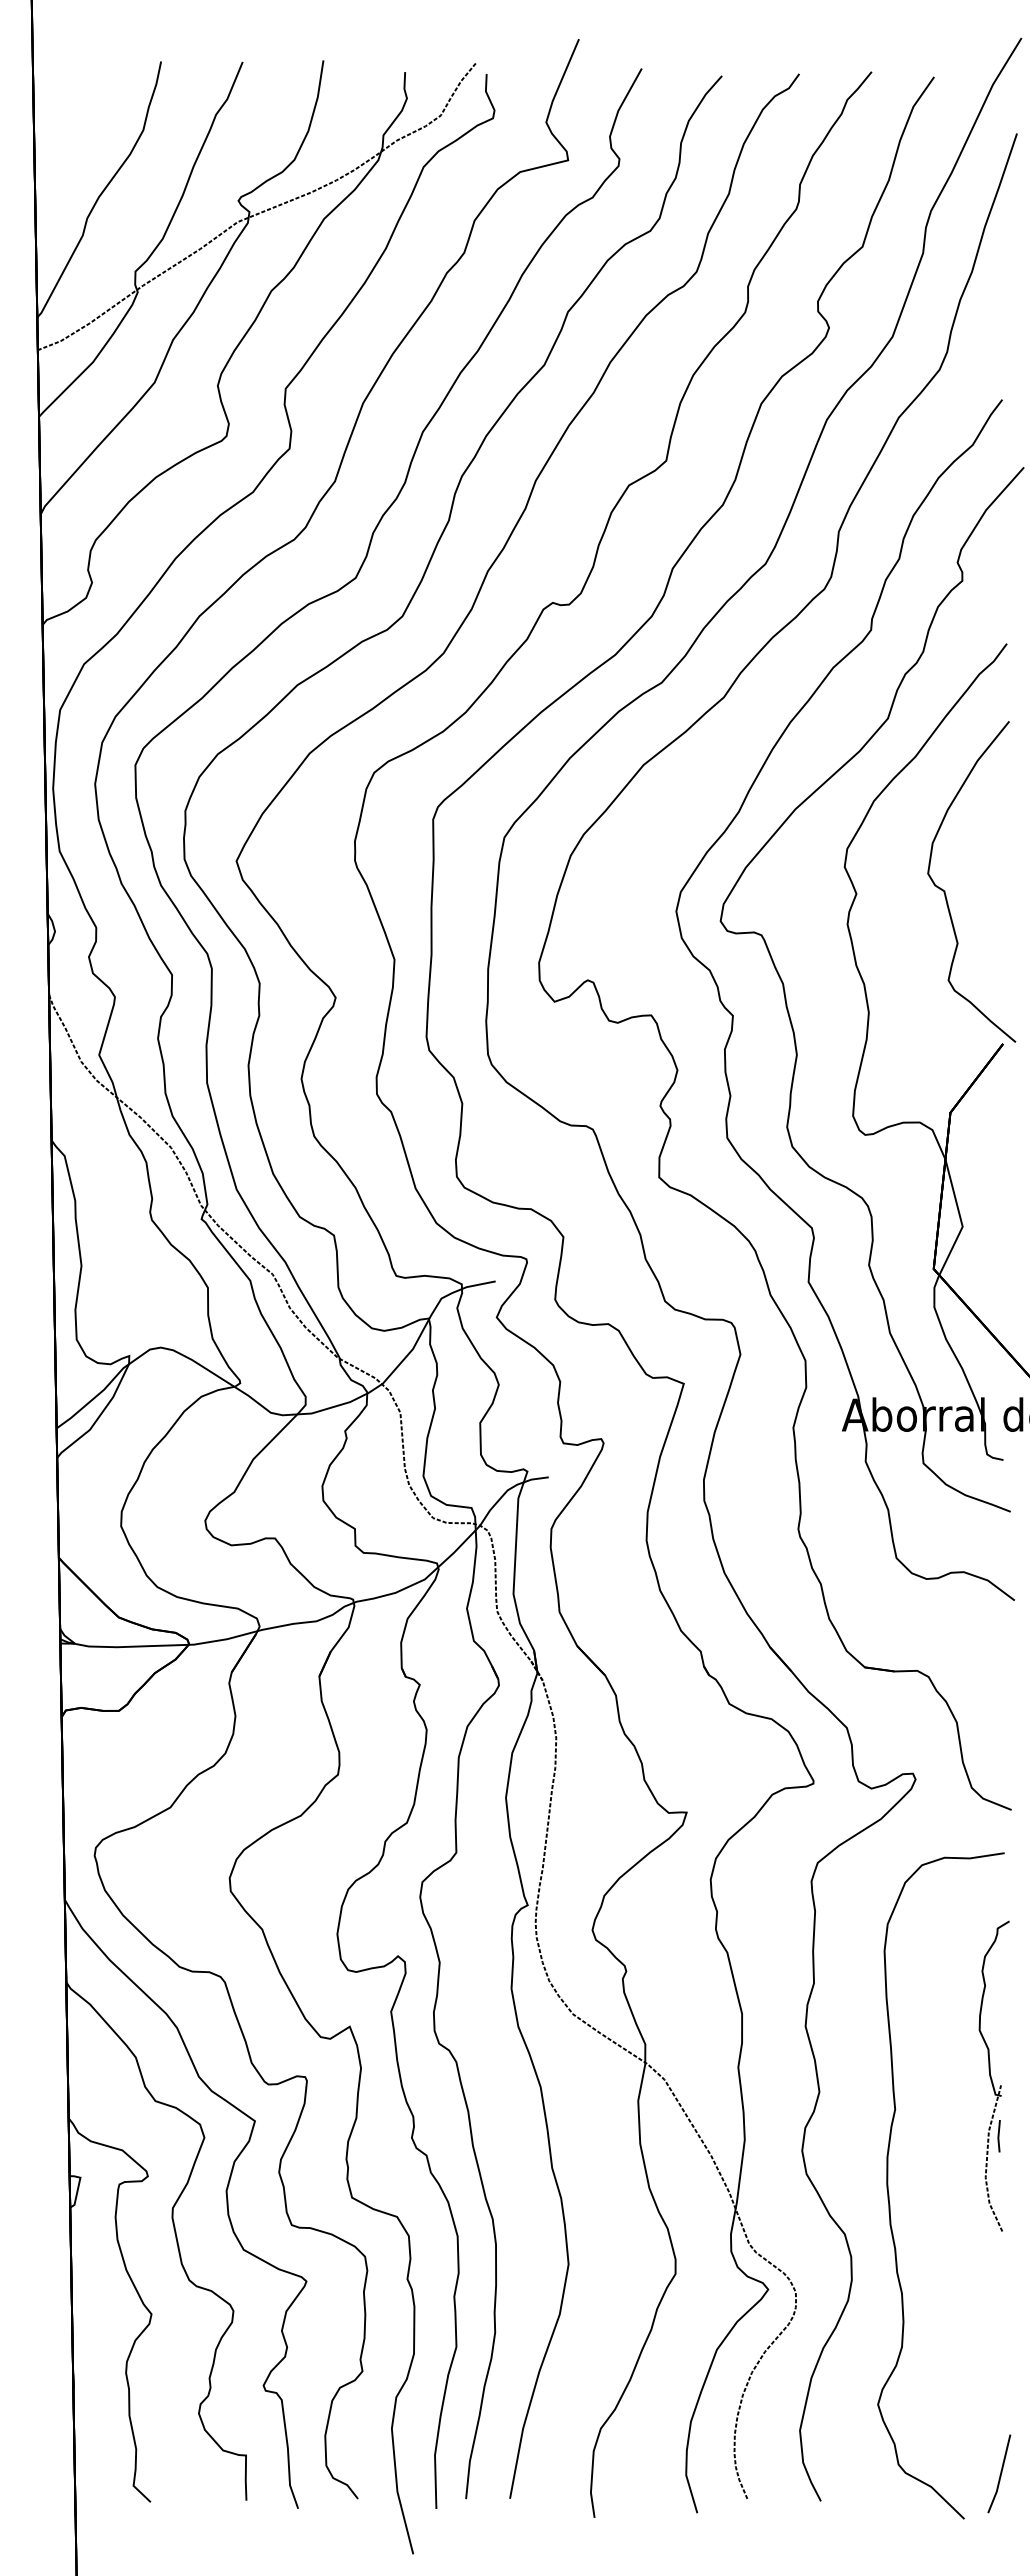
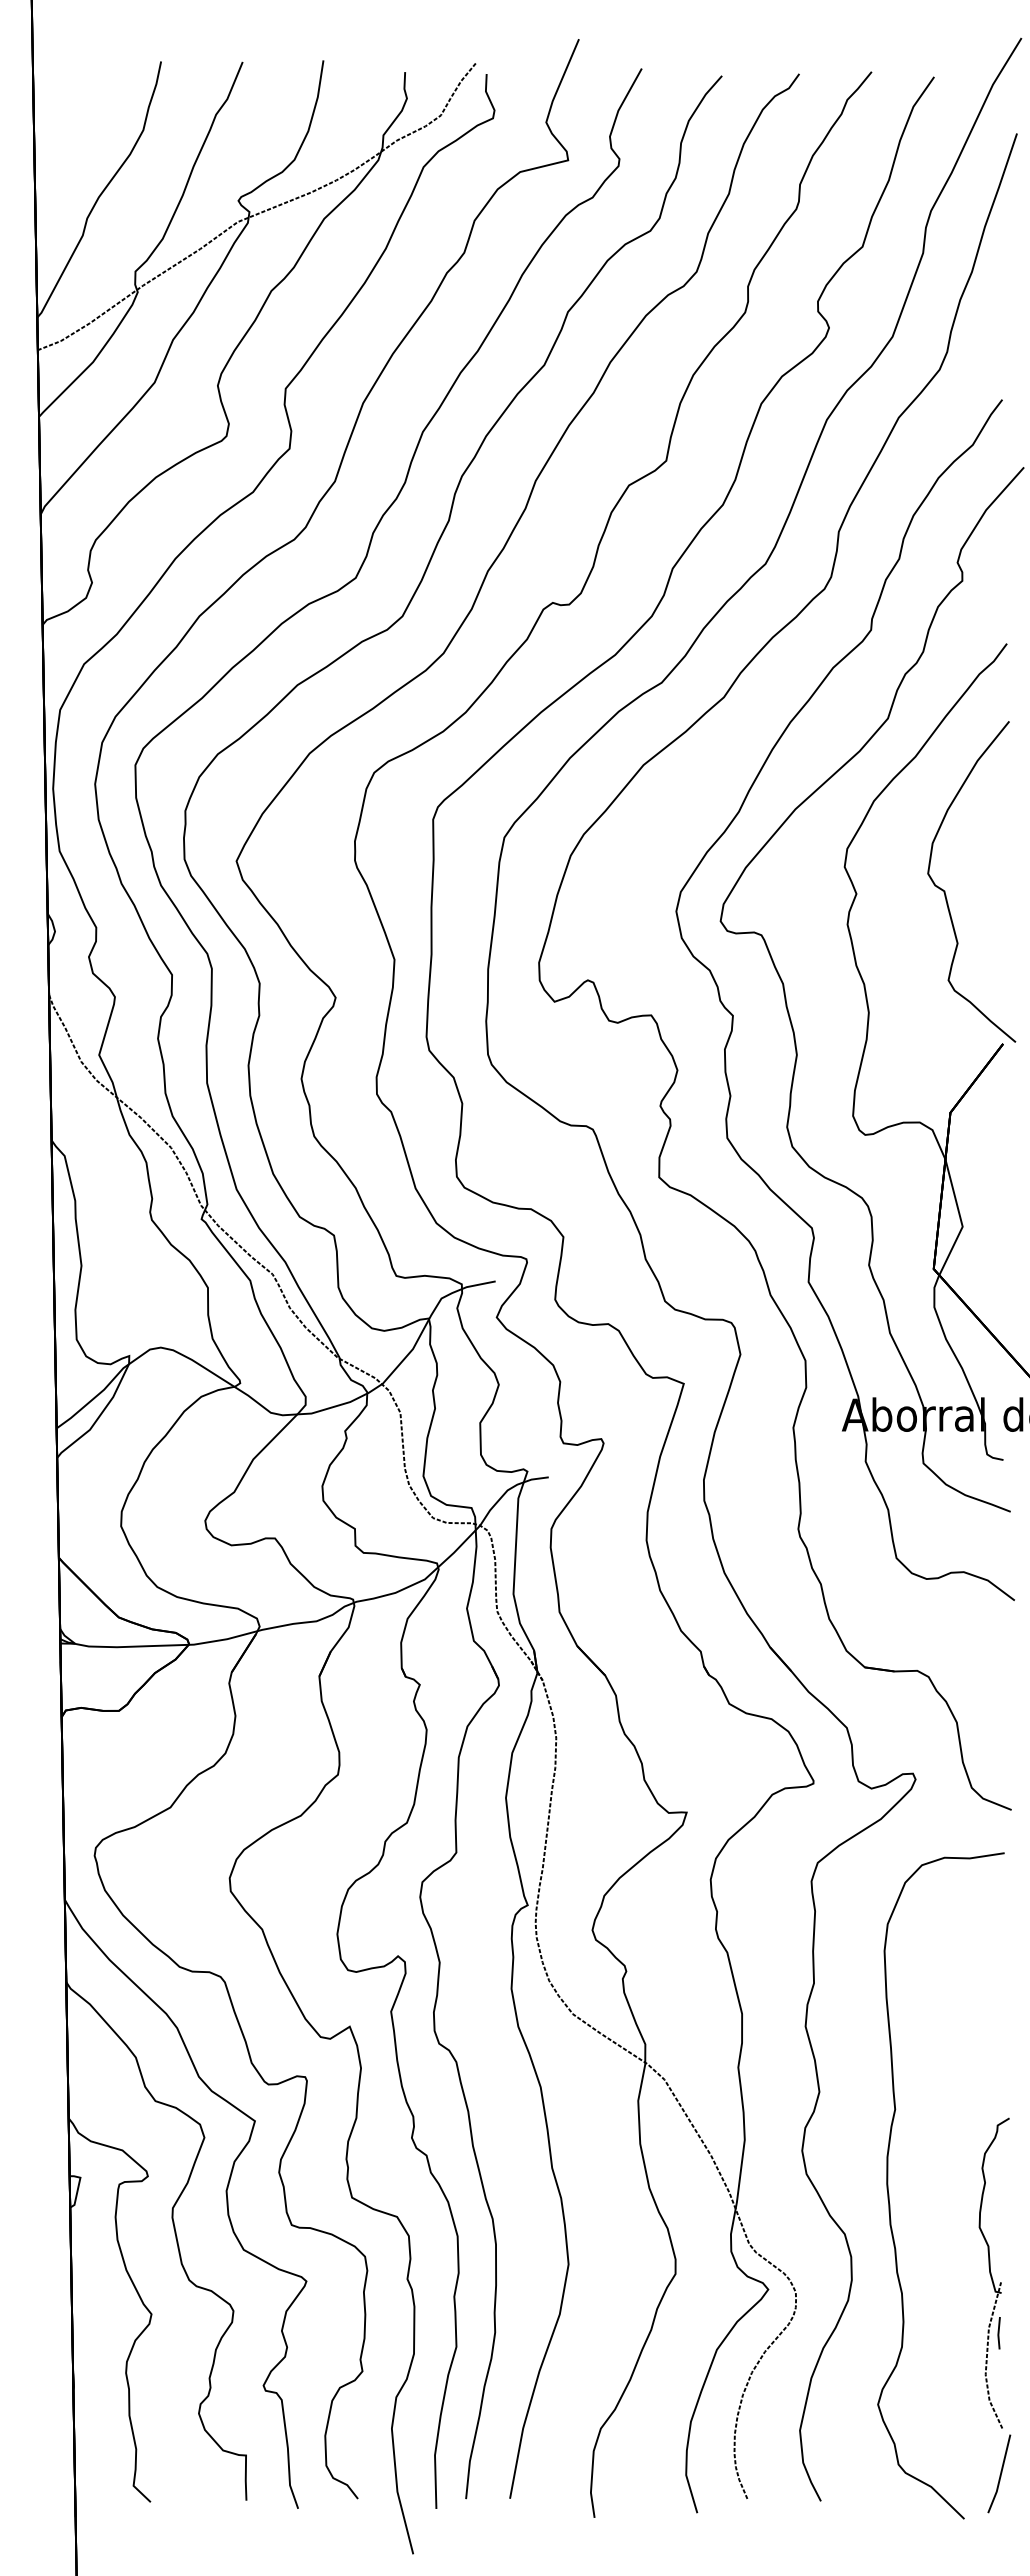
part position: (993, 2075) -> (993, 2272) (993, 2272)
